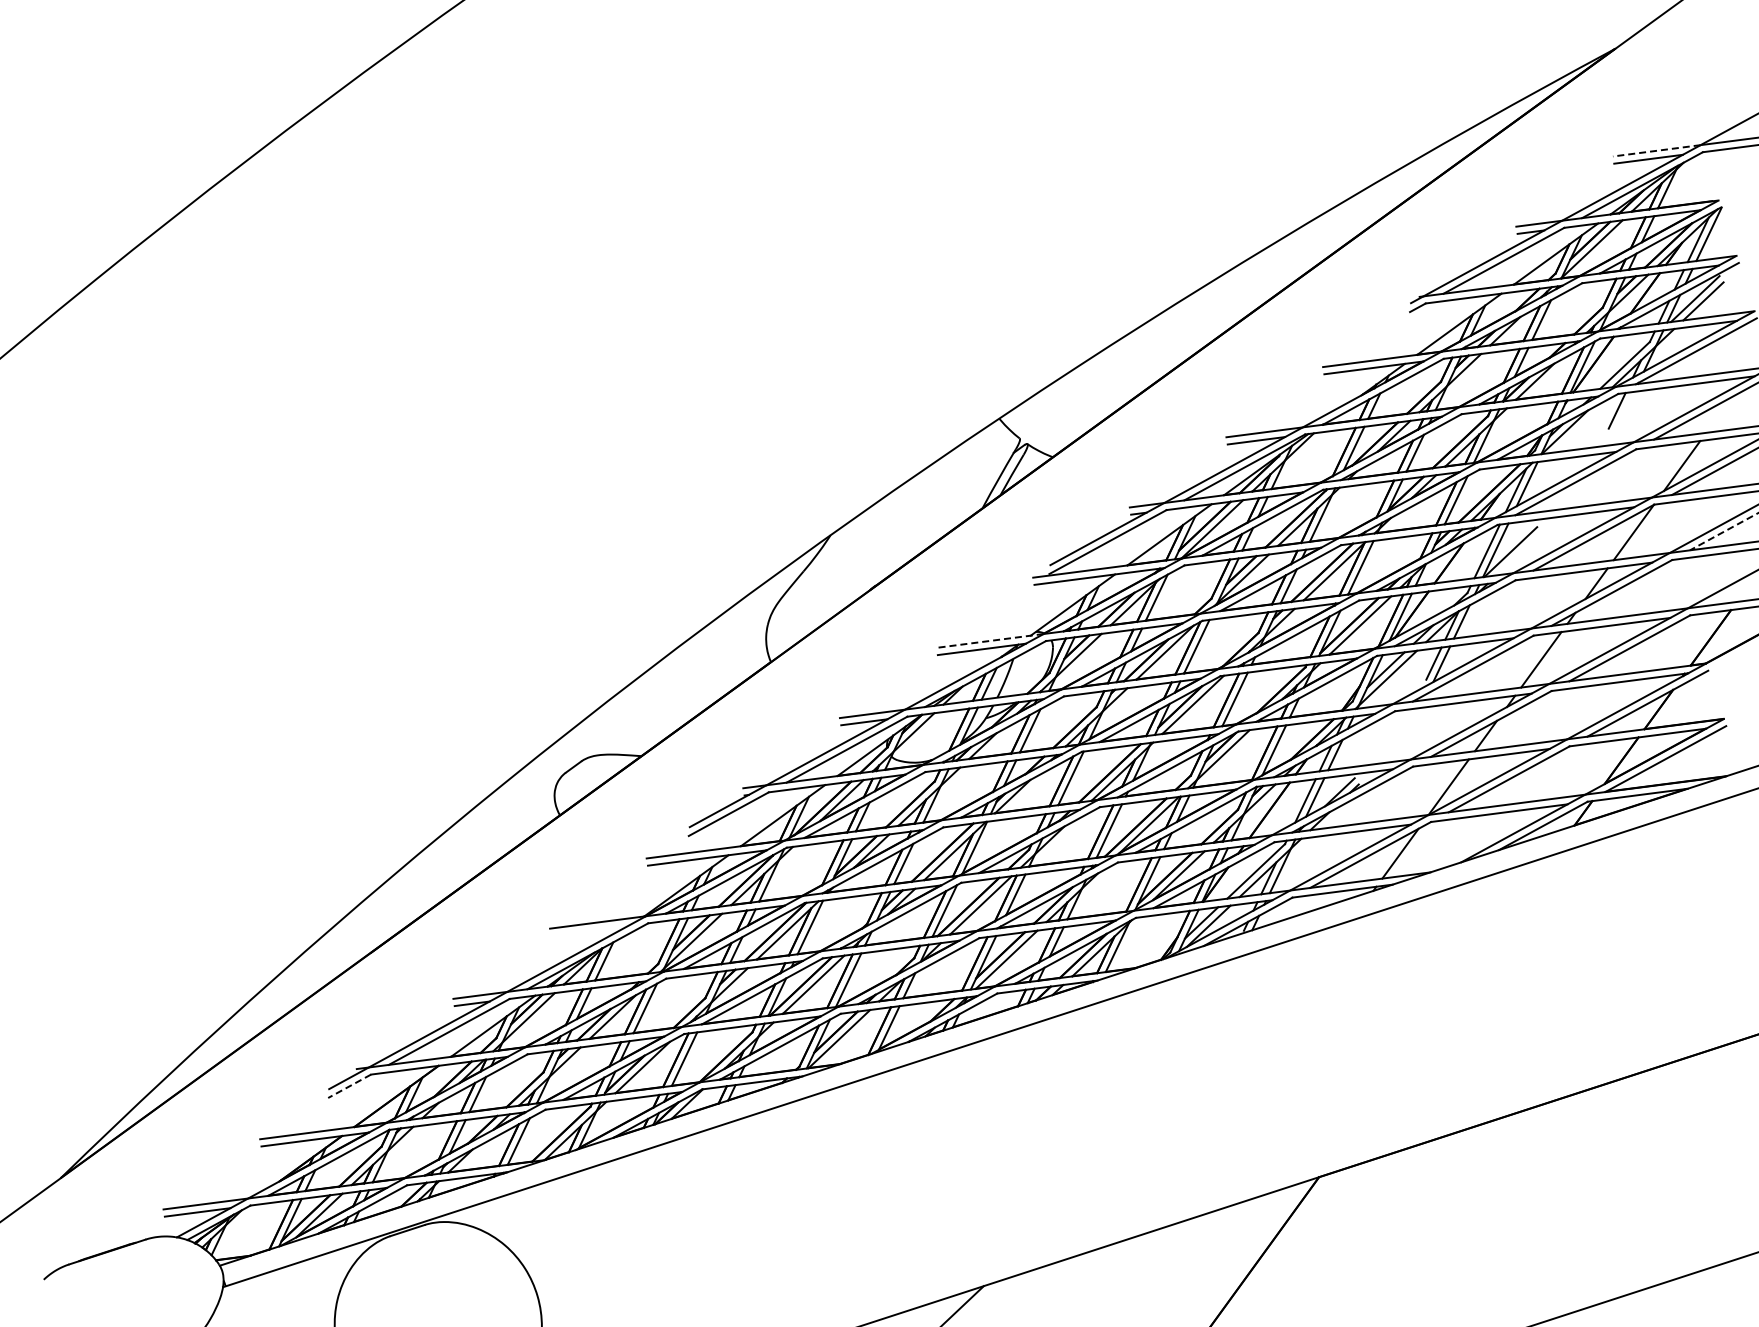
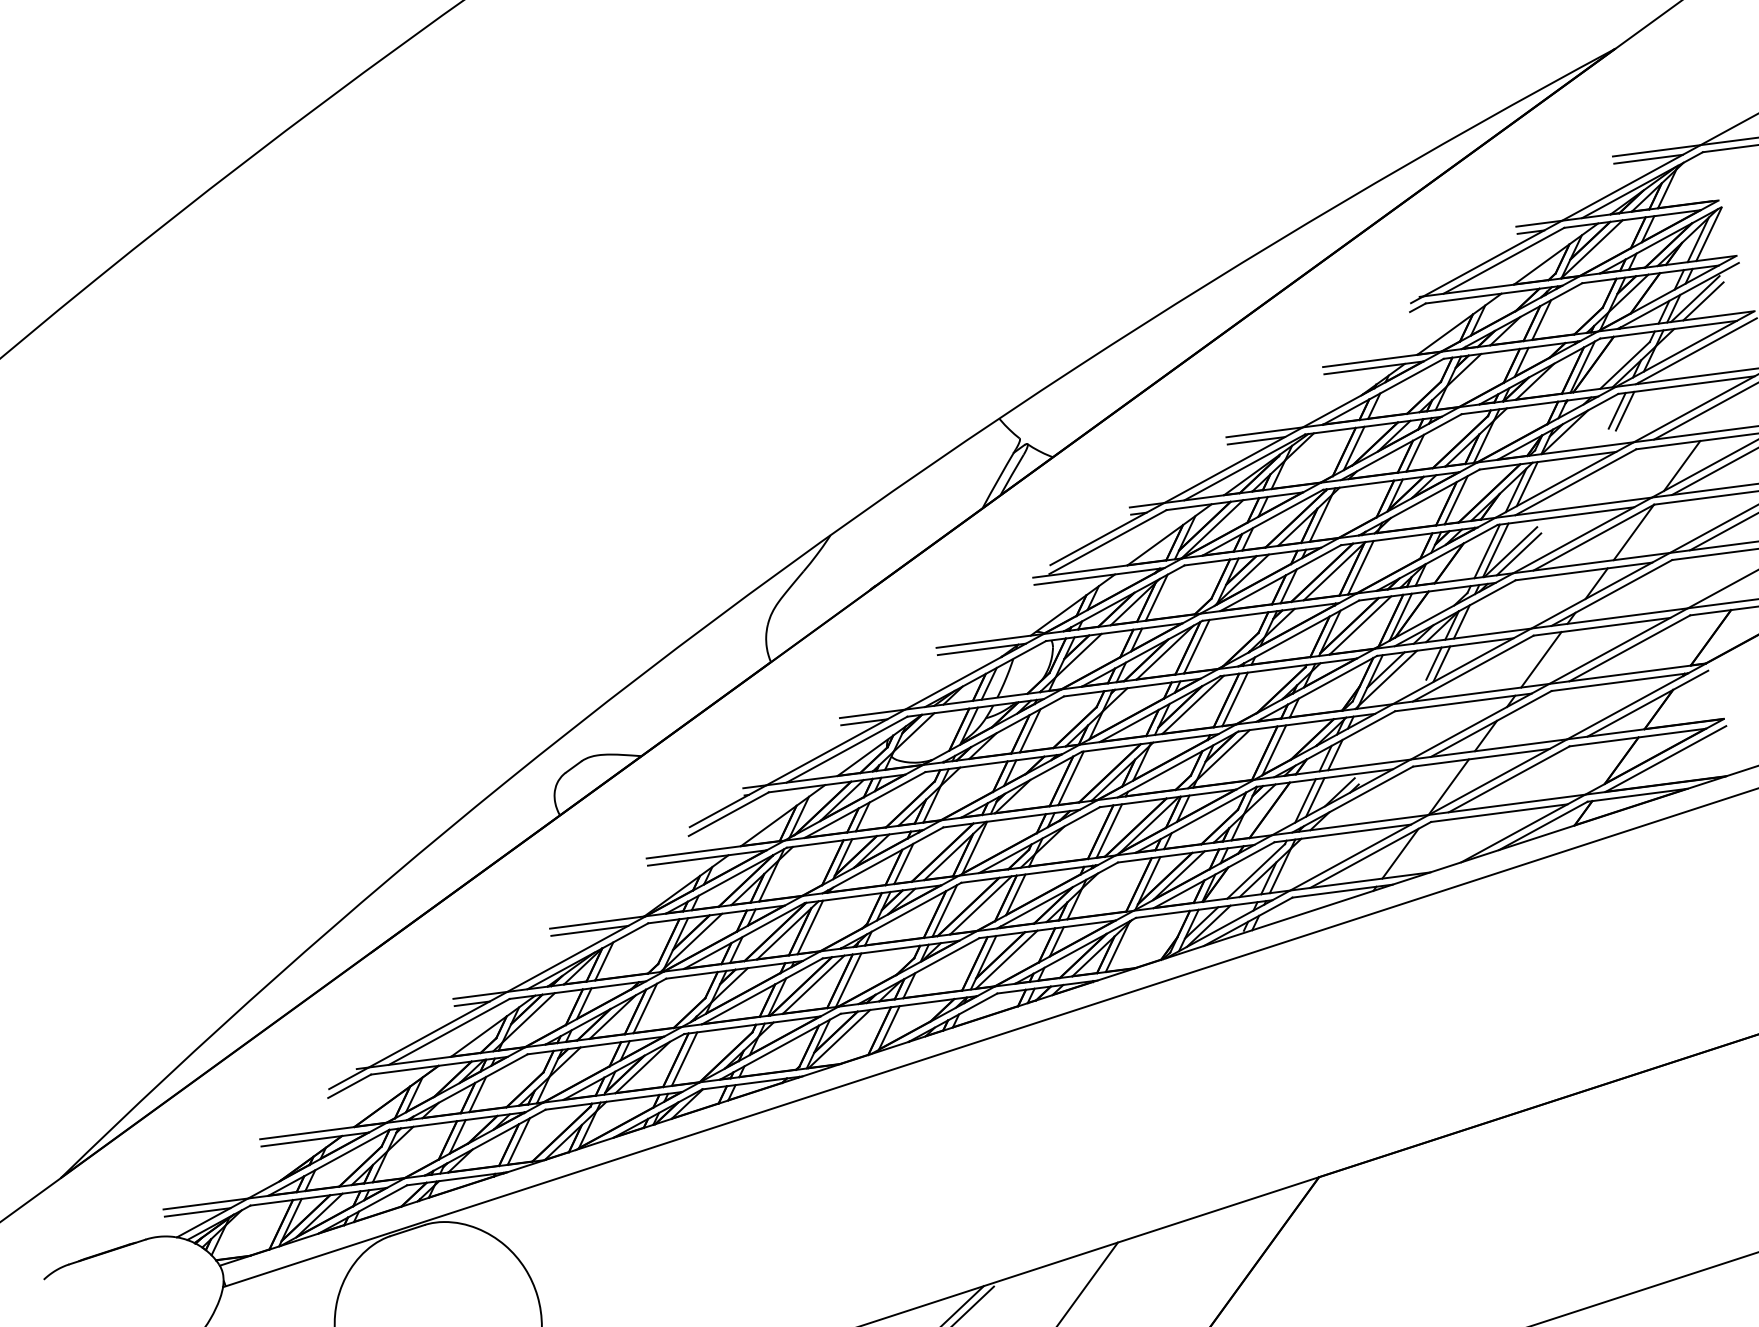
line: dashed -> solid (1656, 150)
line: none -> present (1624, 410)
line: dashed -> solid (1724, 531)
line: none -> present (1518, 554)
line: dashed -> solid (989, 641)
line: none -> present (589, 930)
line: dashed -> solid (349, 1086)
line: none -> present (1088, 1282)
line: none -> present (973, 1304)
